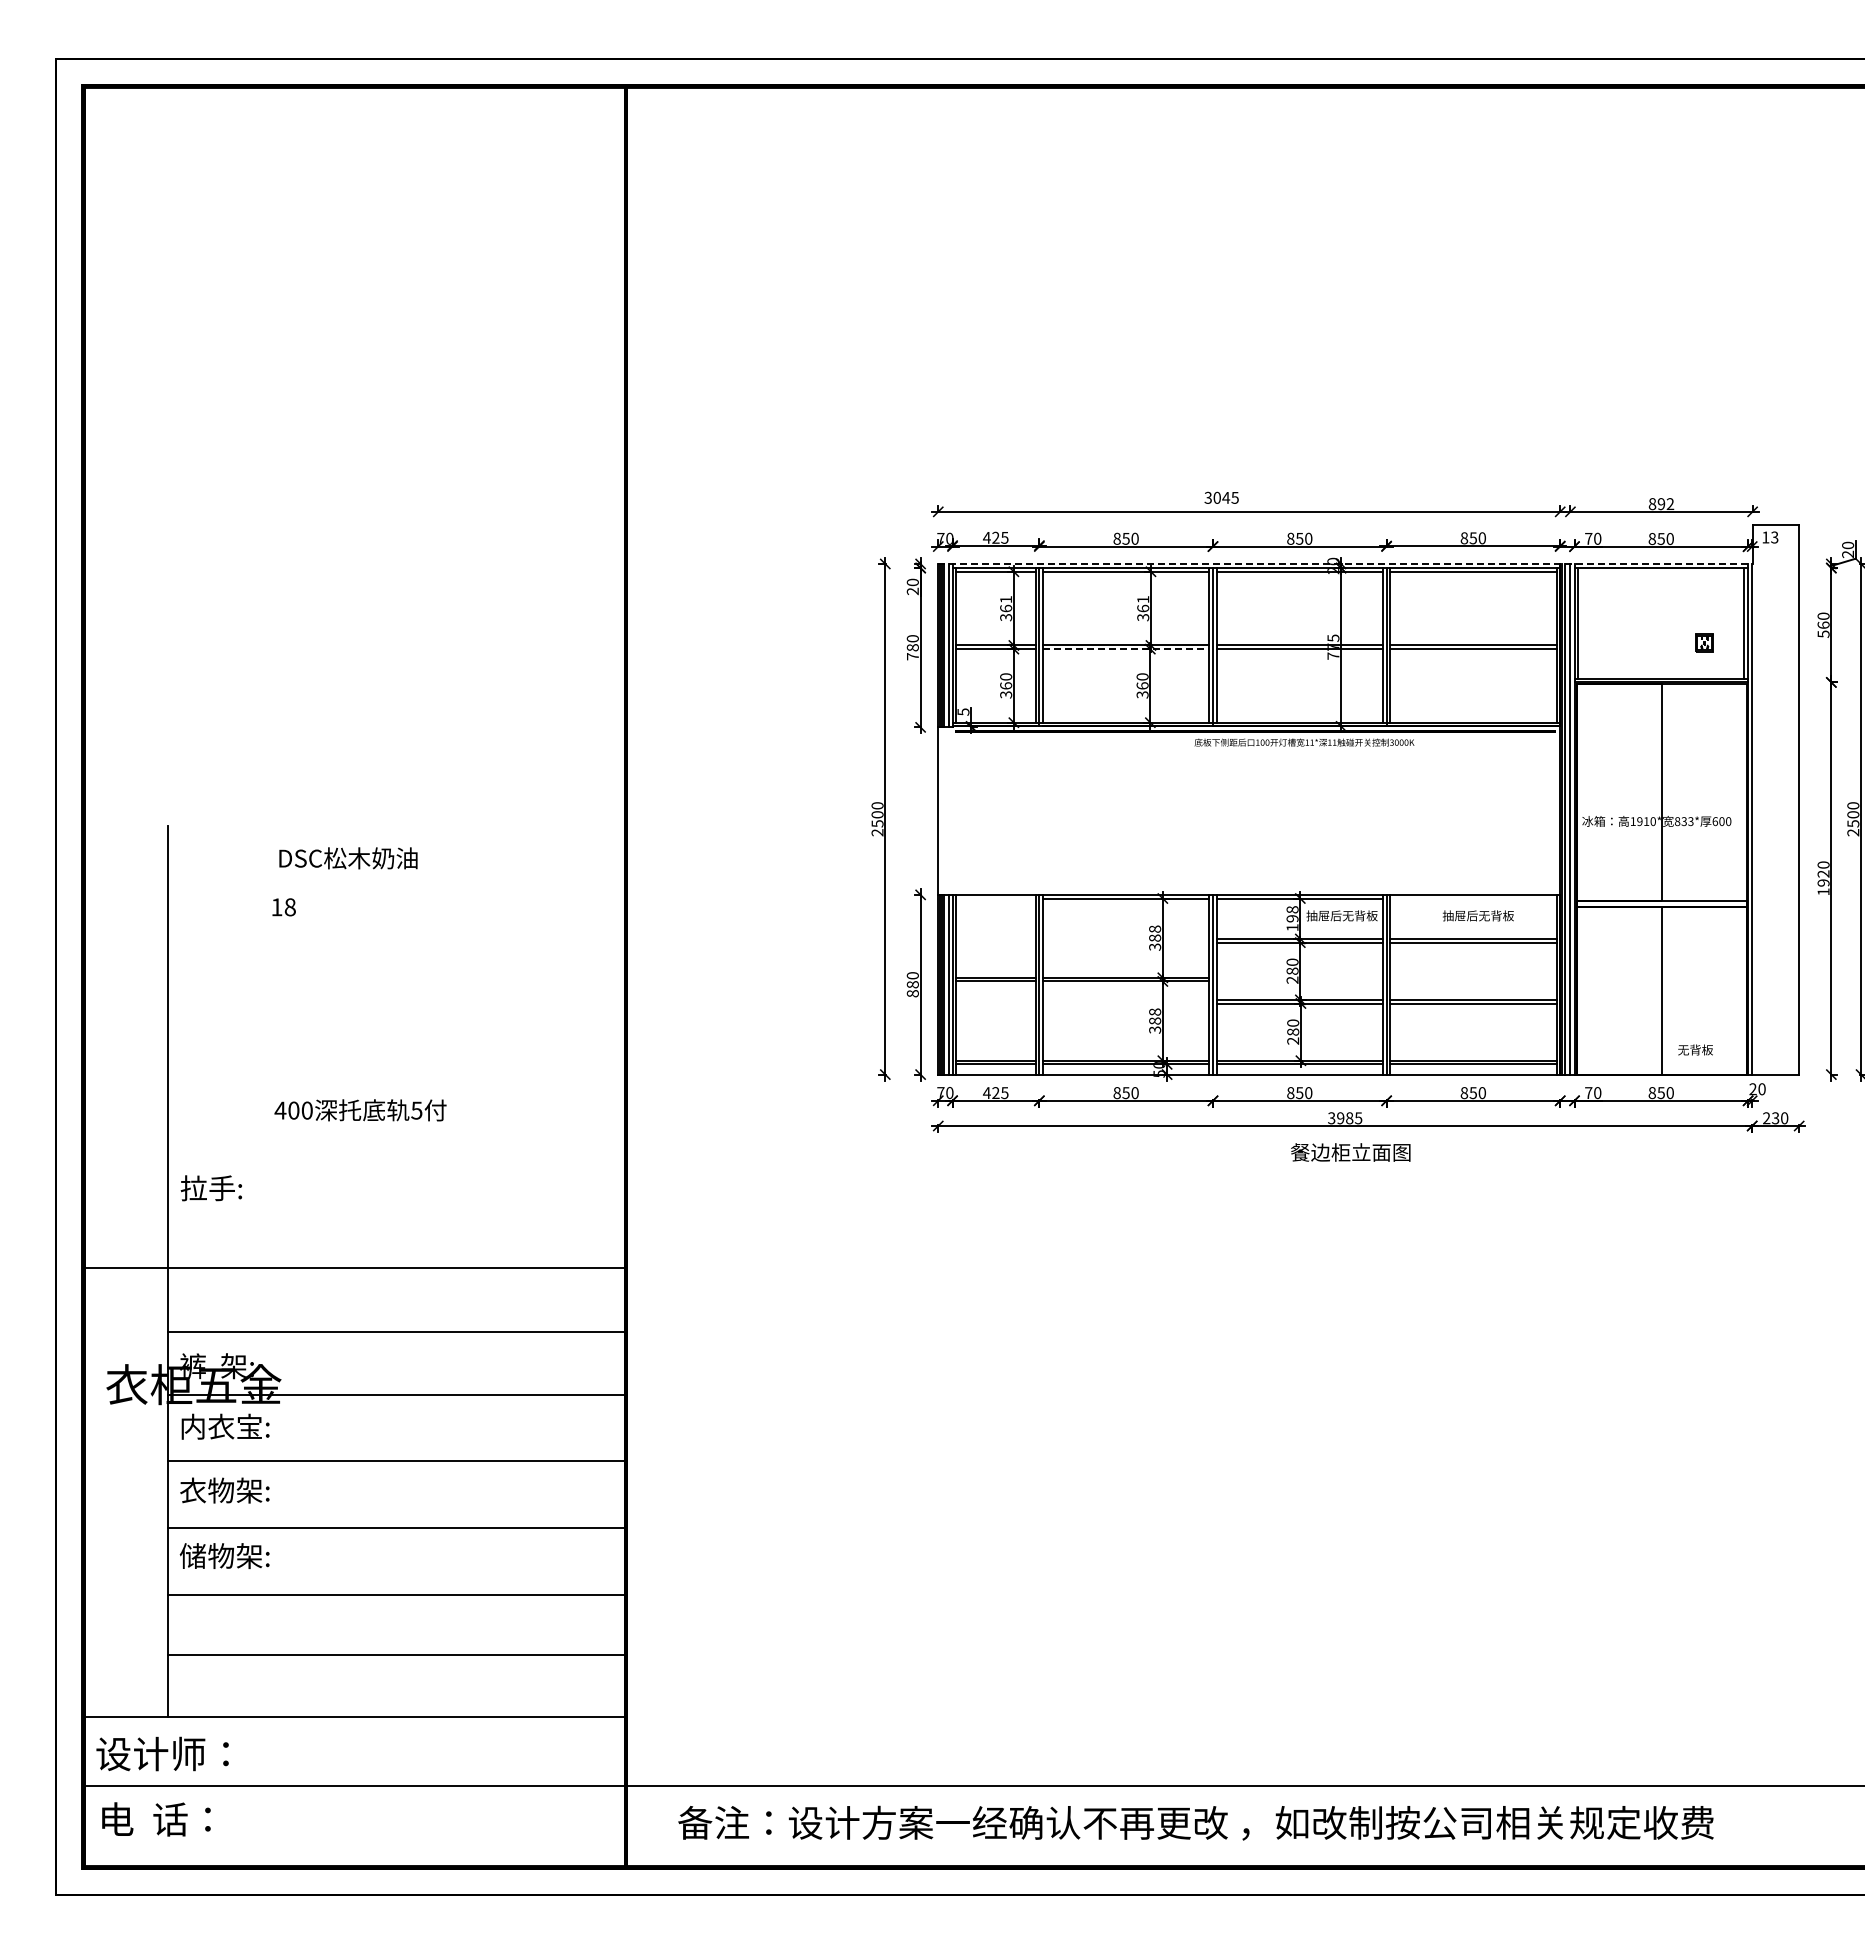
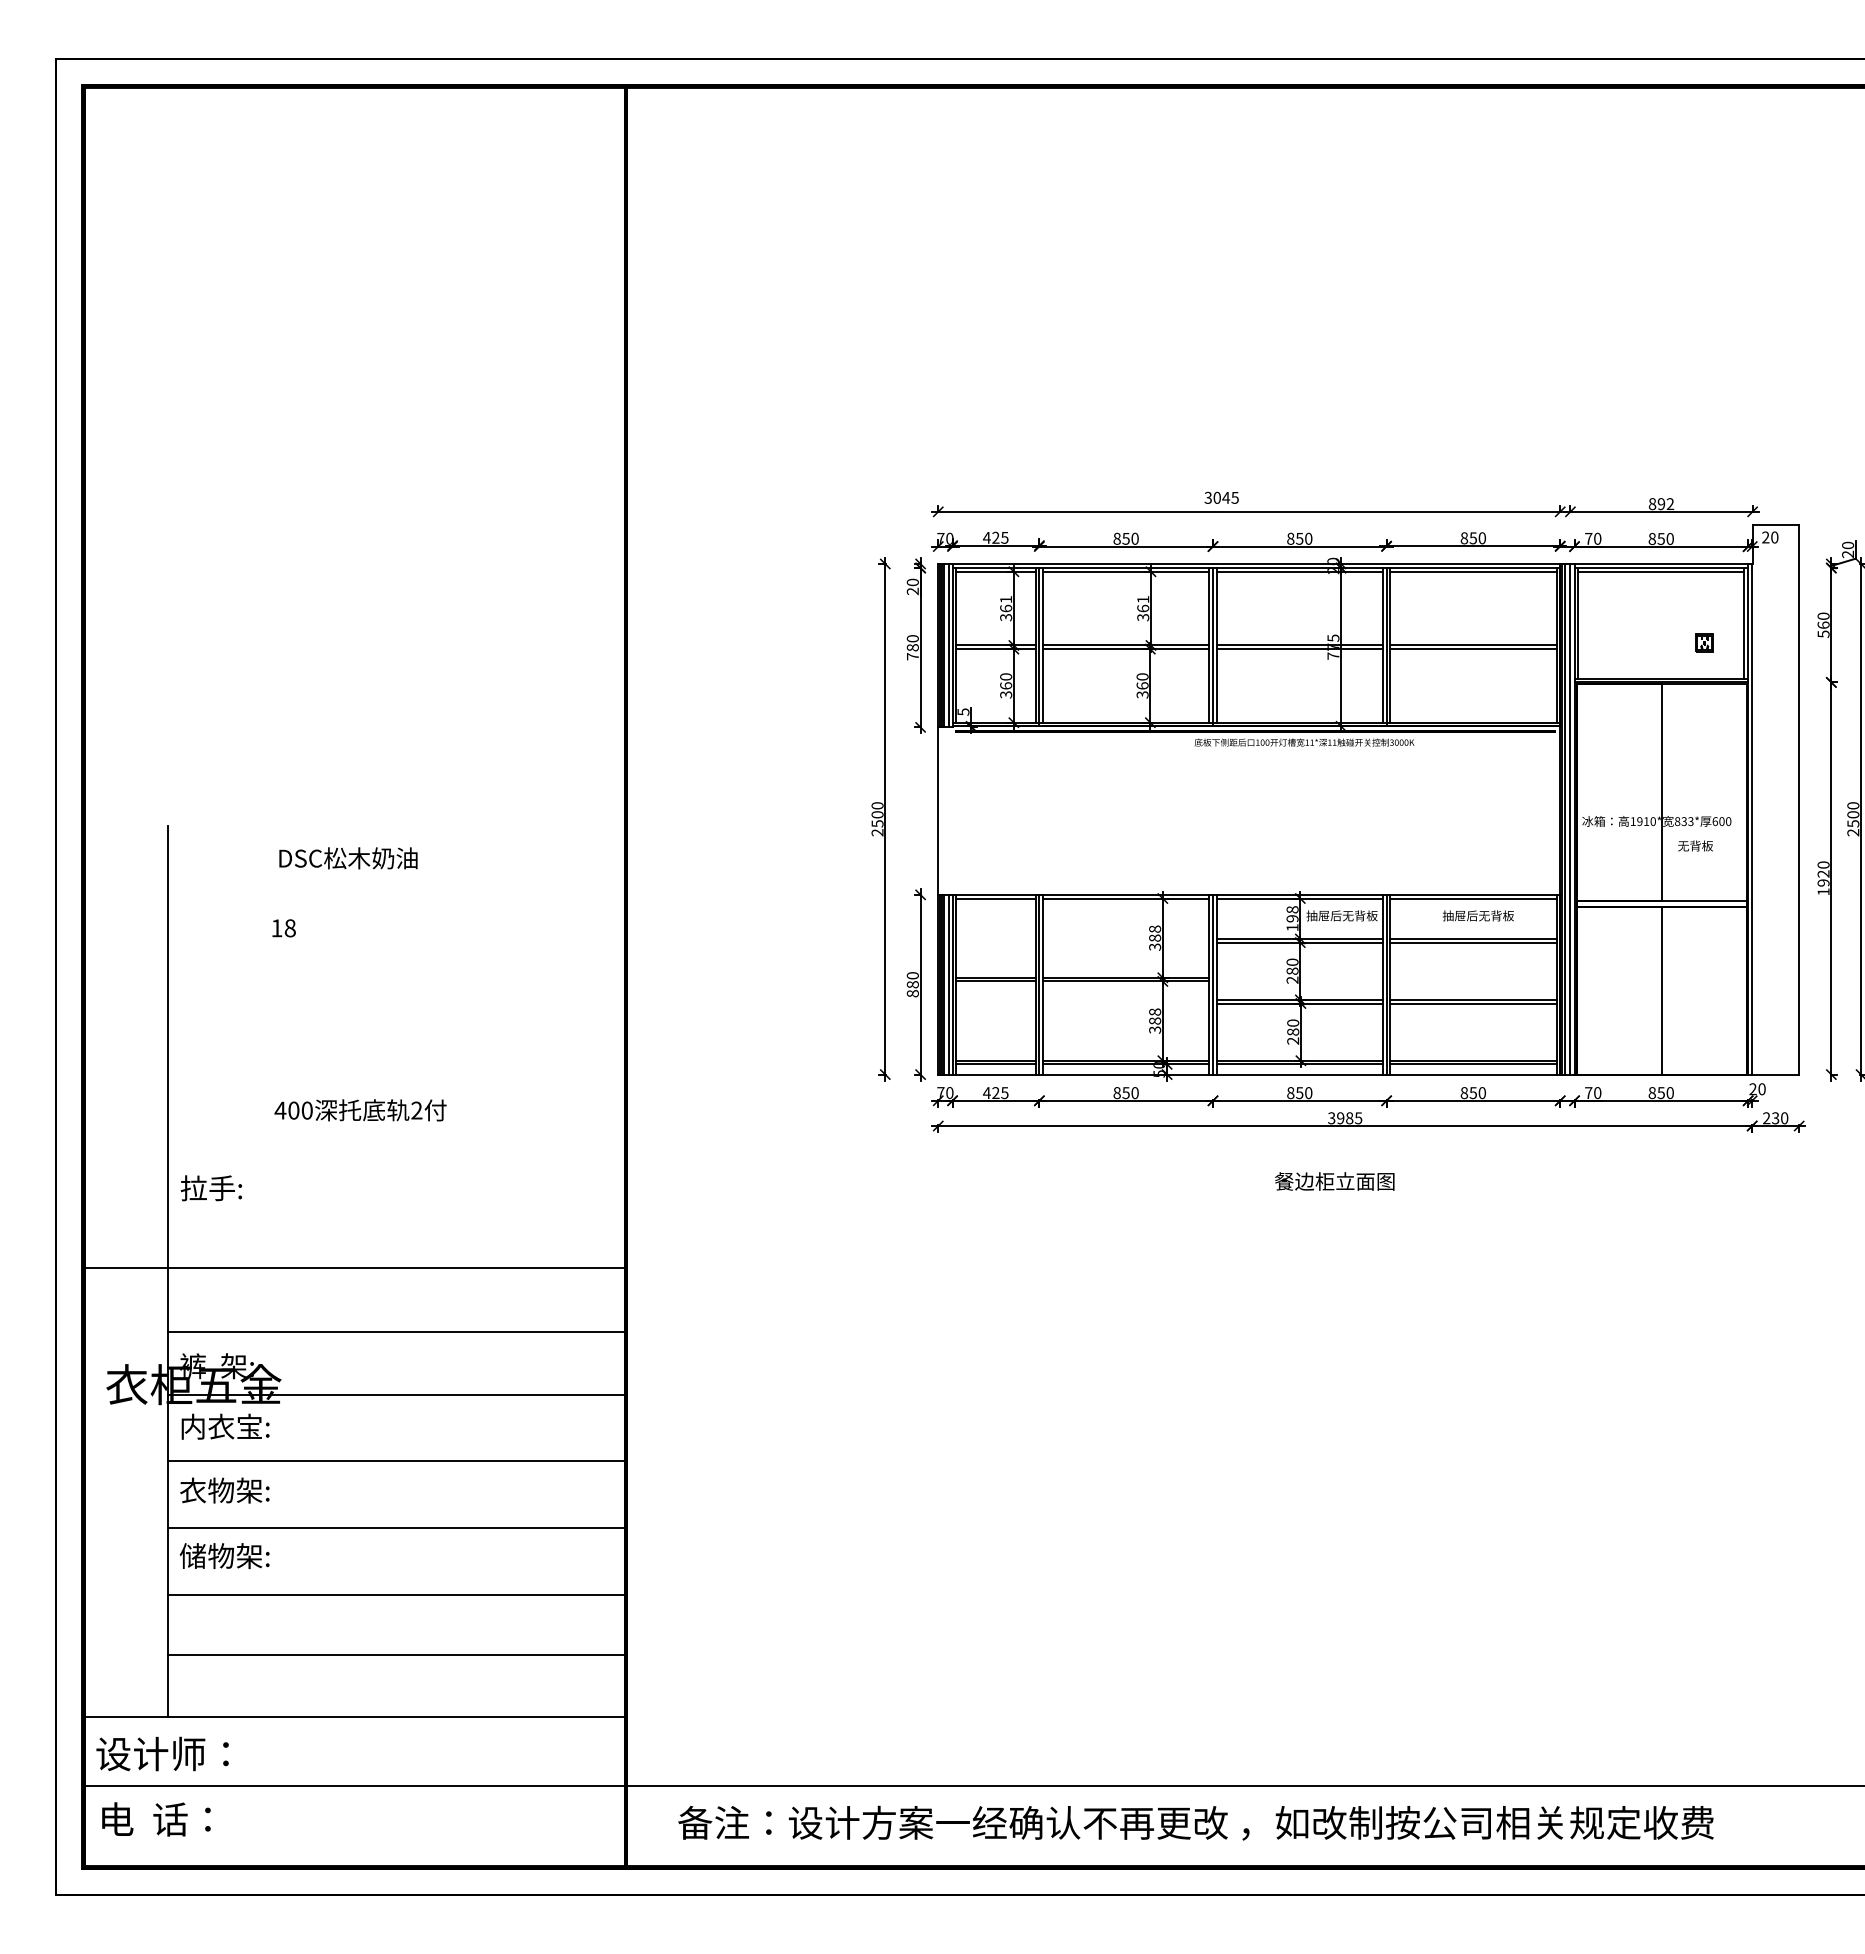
text: 13 -> 20 (1770, 537)
line: dashed -> solid (1345, 563)
line: none -> present (1661, 571)
line: dashed -> solid (1126, 649)
line: none -> present (995, 898)
line: none -> present (1473, 898)
text position: (283, 907) -> (283, 928) (283, 928)
text position: (1695, 1049) -> (1695, 845) (1695, 845)
text: 5 -> 2 (416, 1110)
text position: (1350, 1152) -> (1334, 1181) (1334, 1181)
